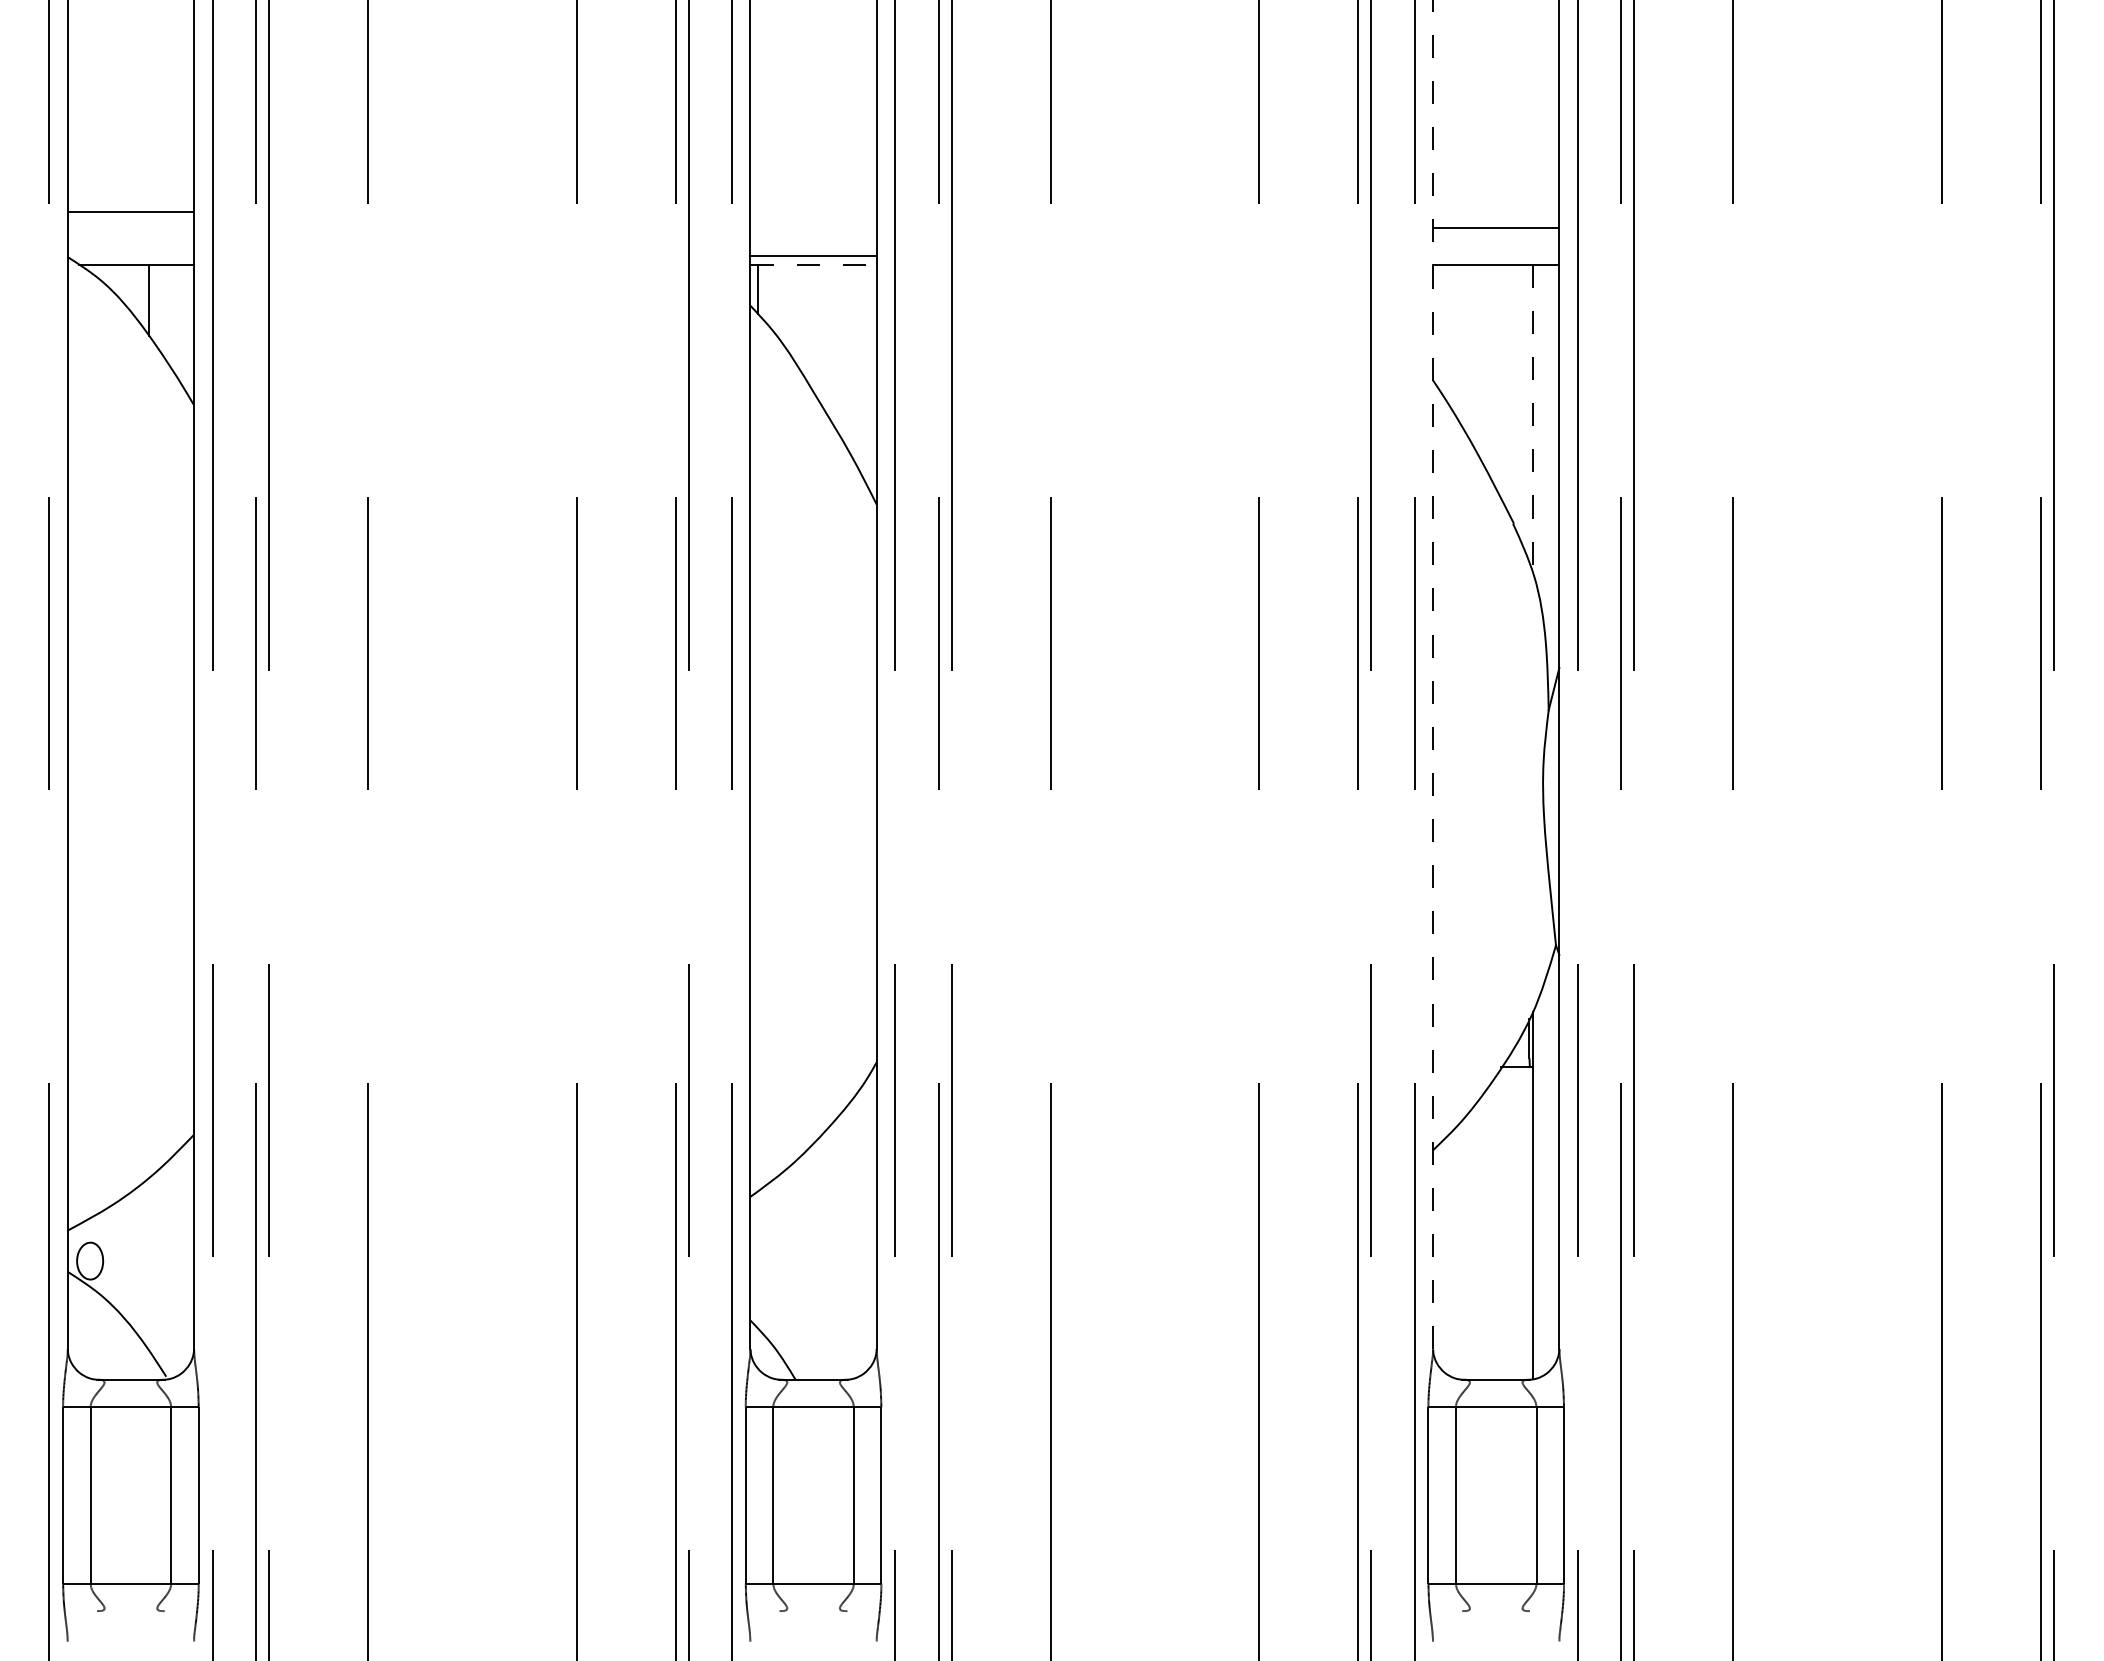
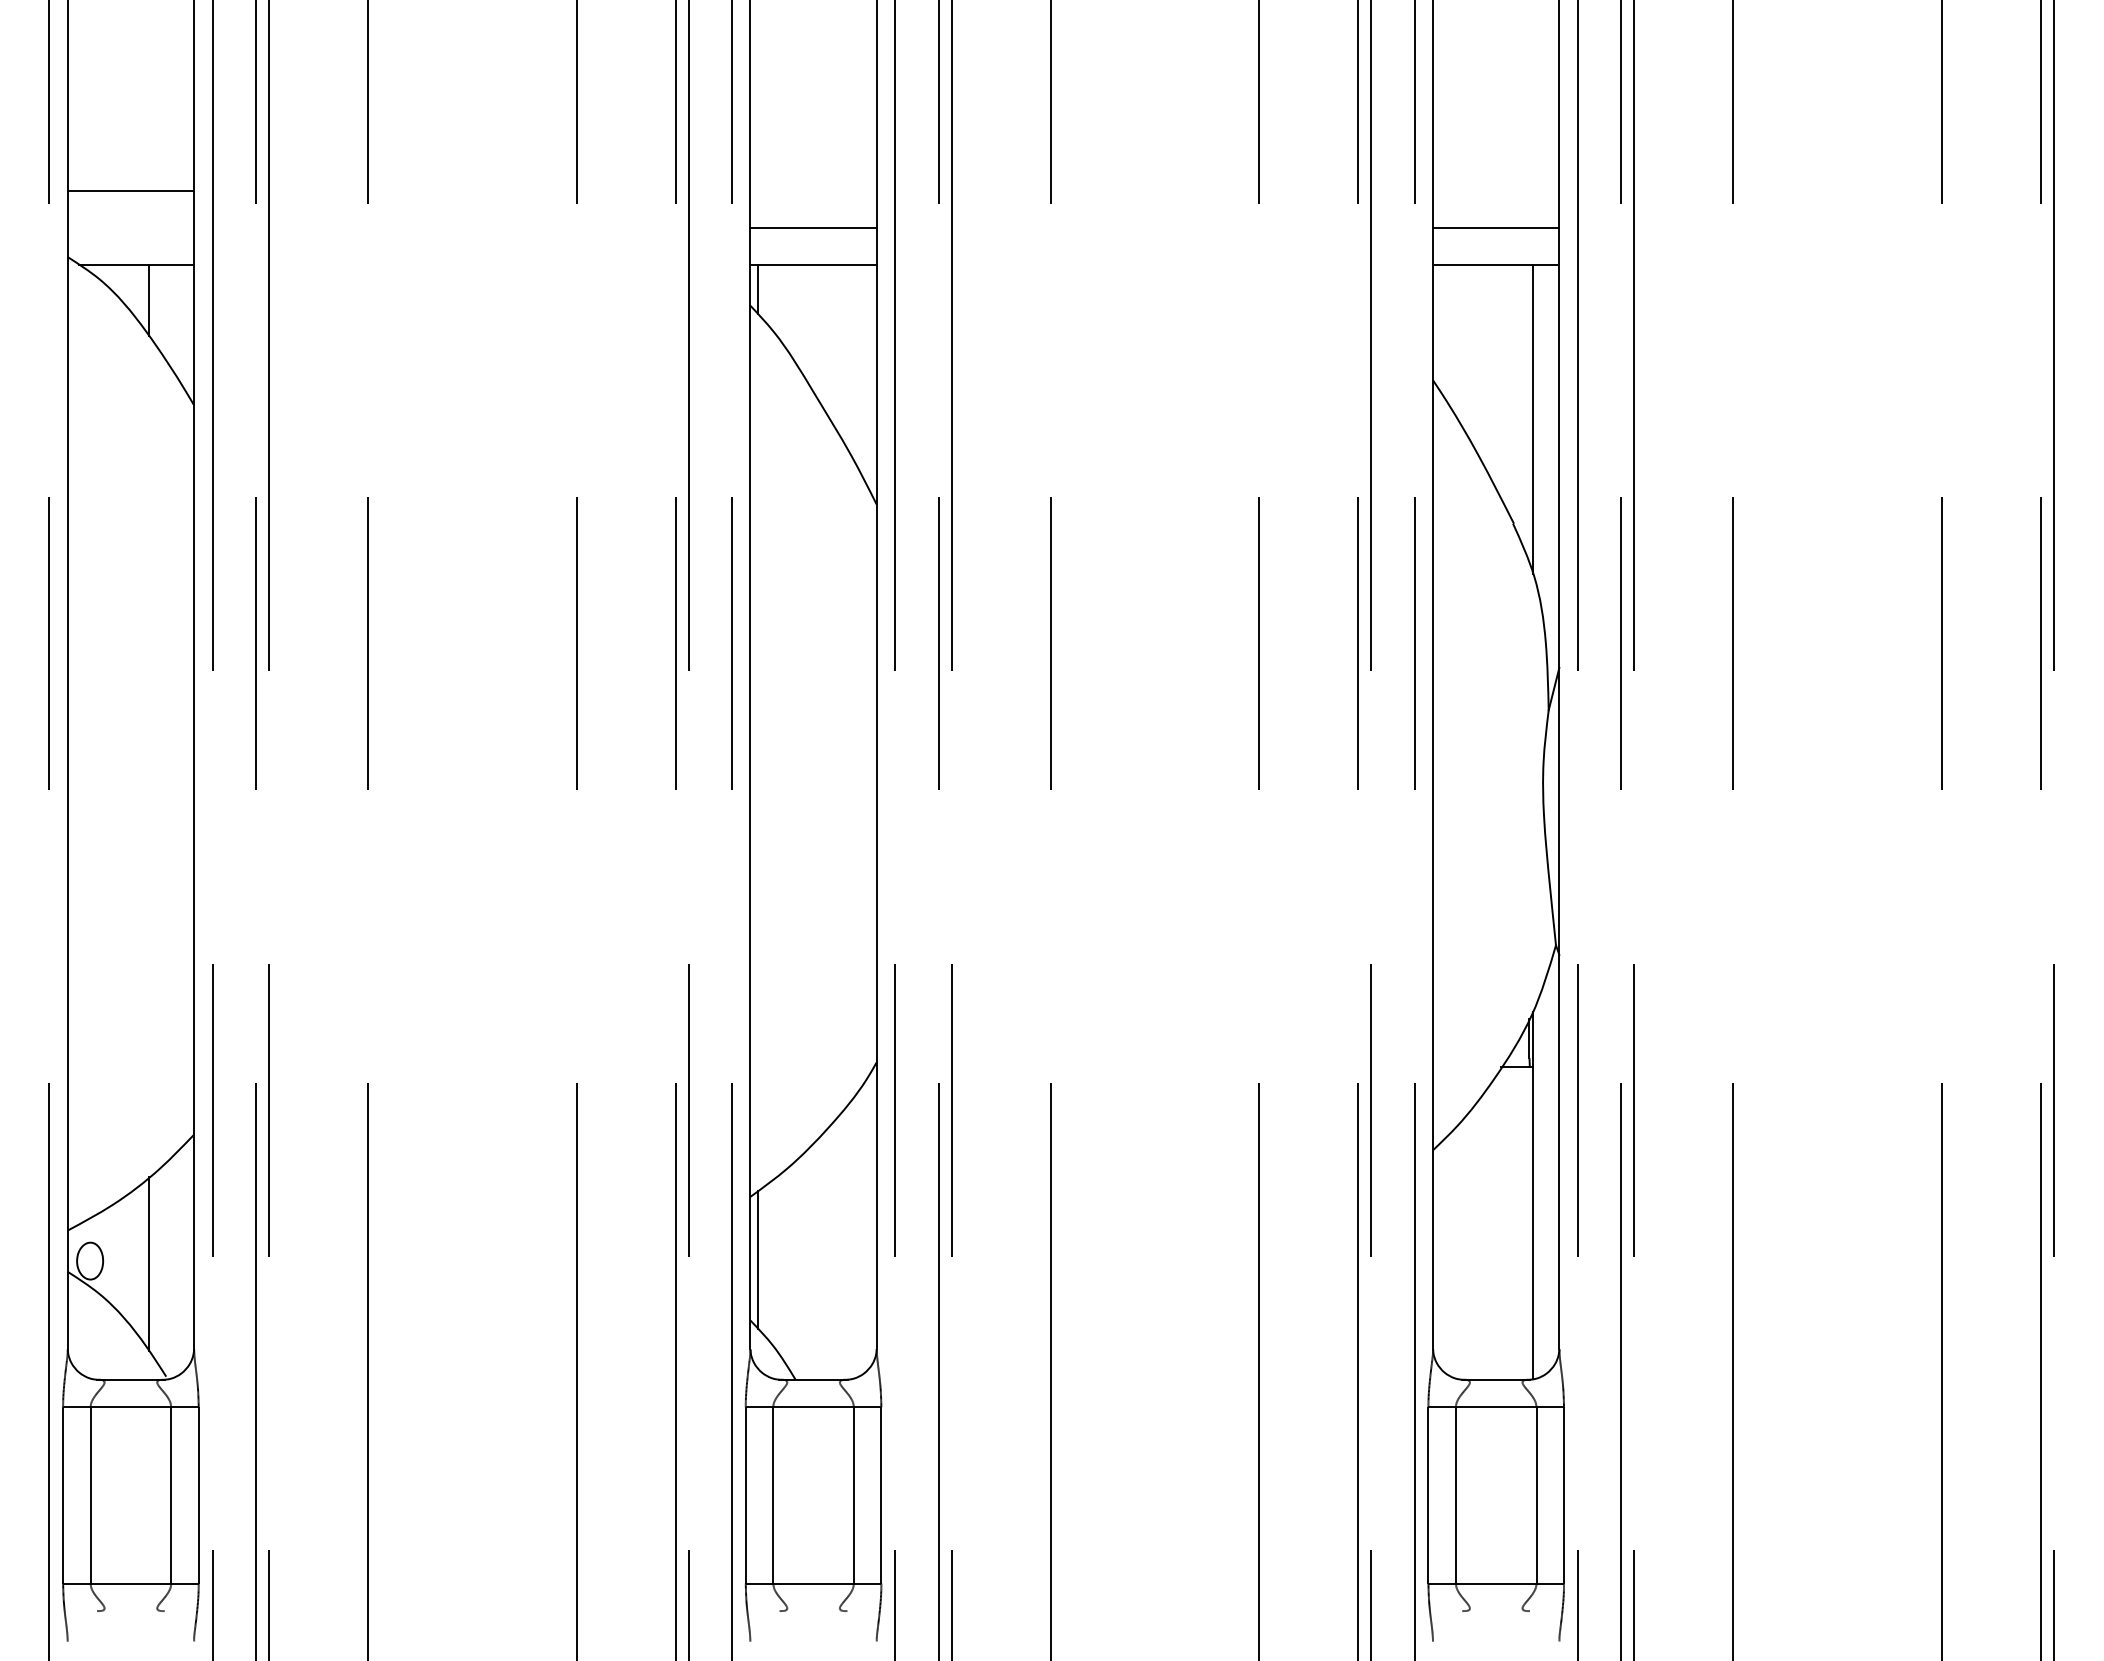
line position: (130, 212) -> (130, 191) (130, 191)
line position: (813, 255) -> (813, 227) (813, 227)
line: dashed -> solid (814, 264)
line: dashed -> solid (1533, 419)
line: dashed -> solid (1433, 674)
line: none -> present (758, 1259)
line: none -> present (149, 1263)
